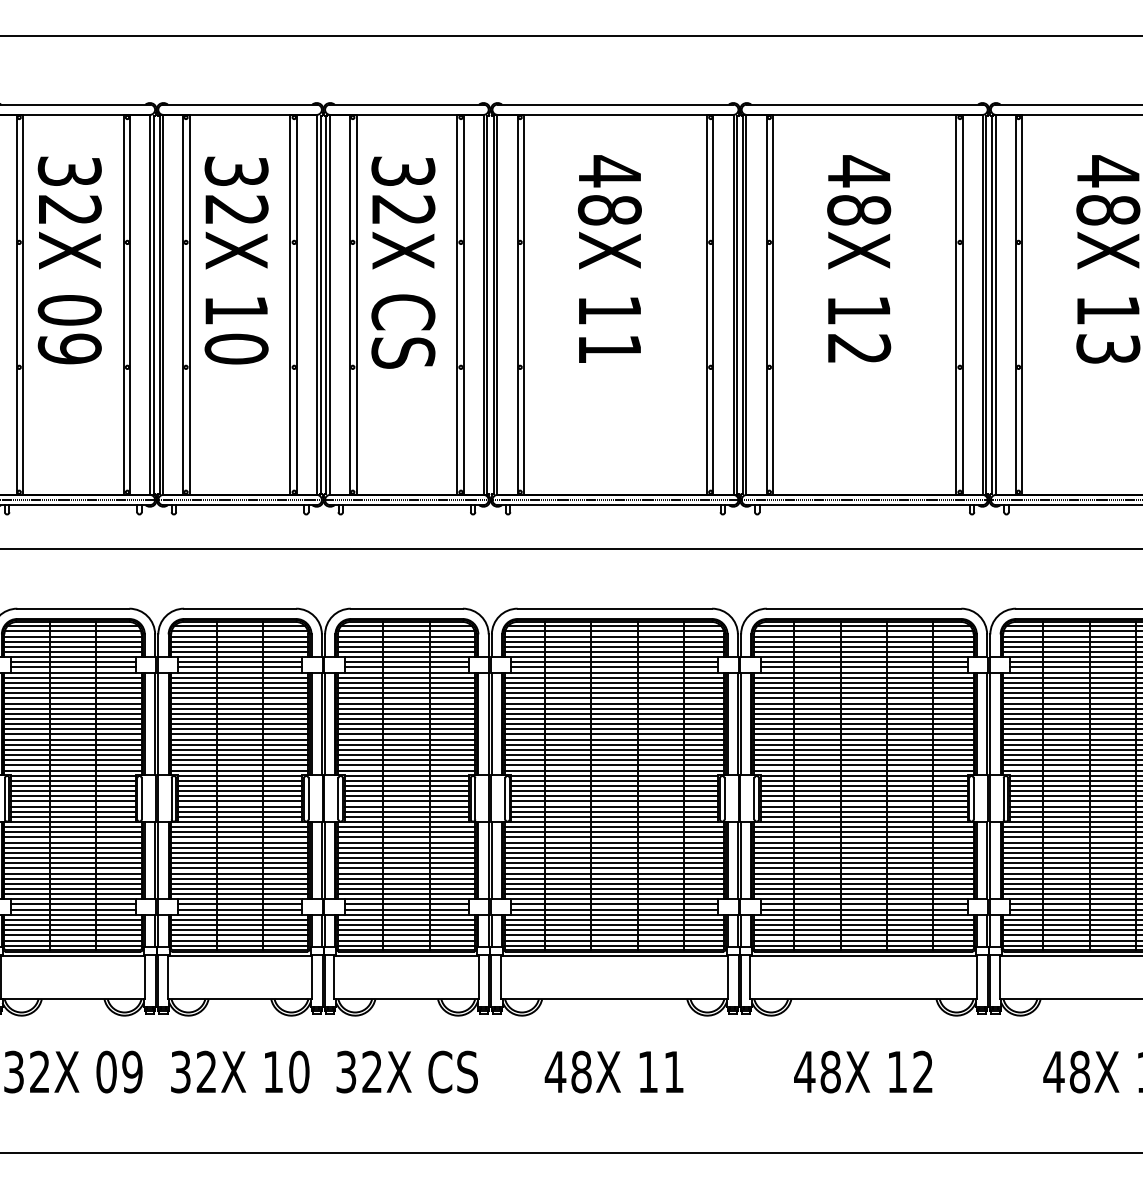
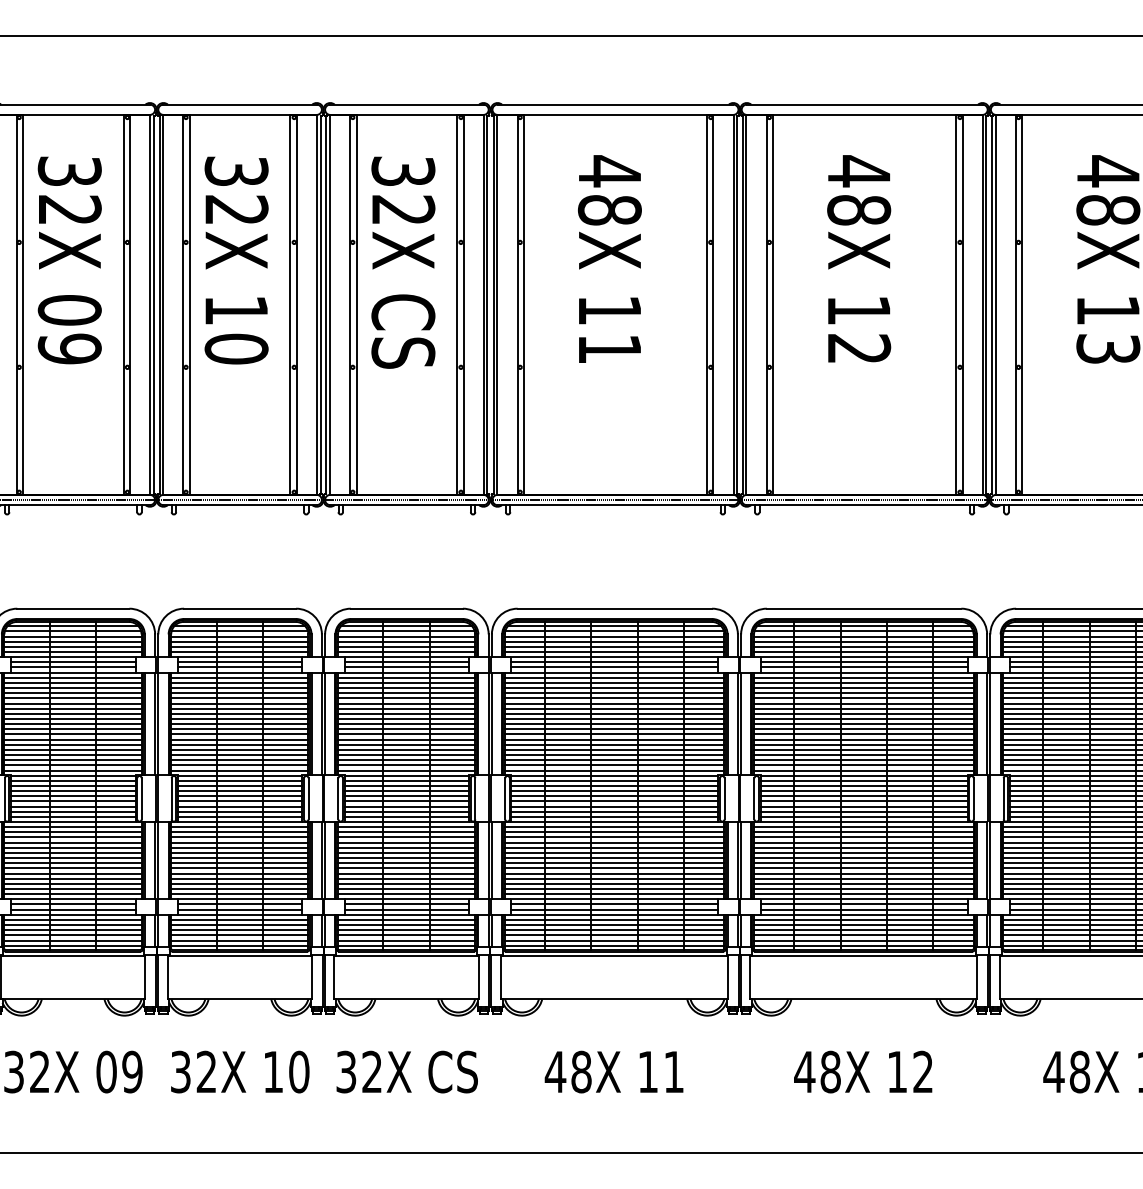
line: present -> none (570, 548)
